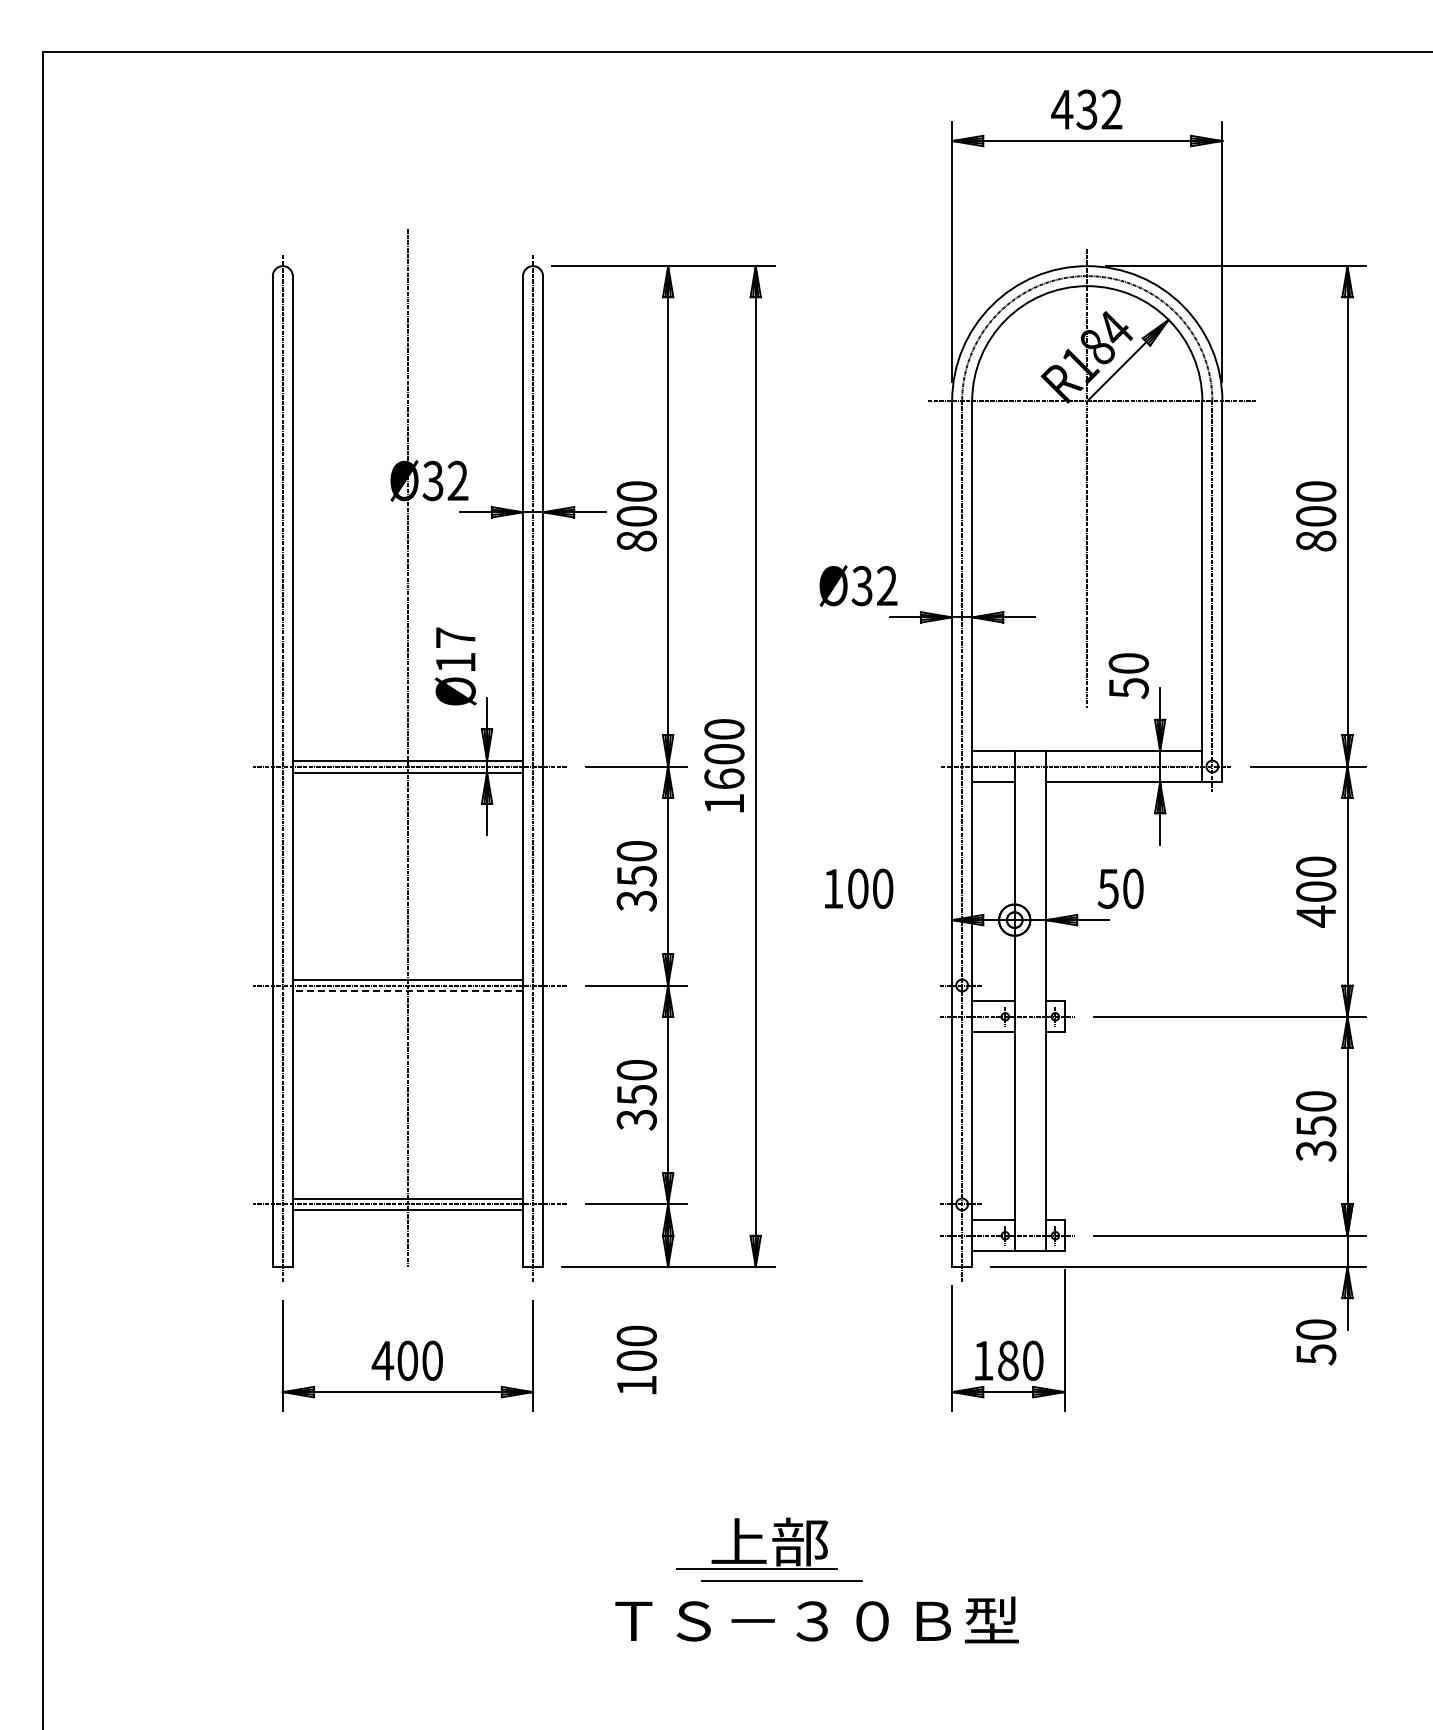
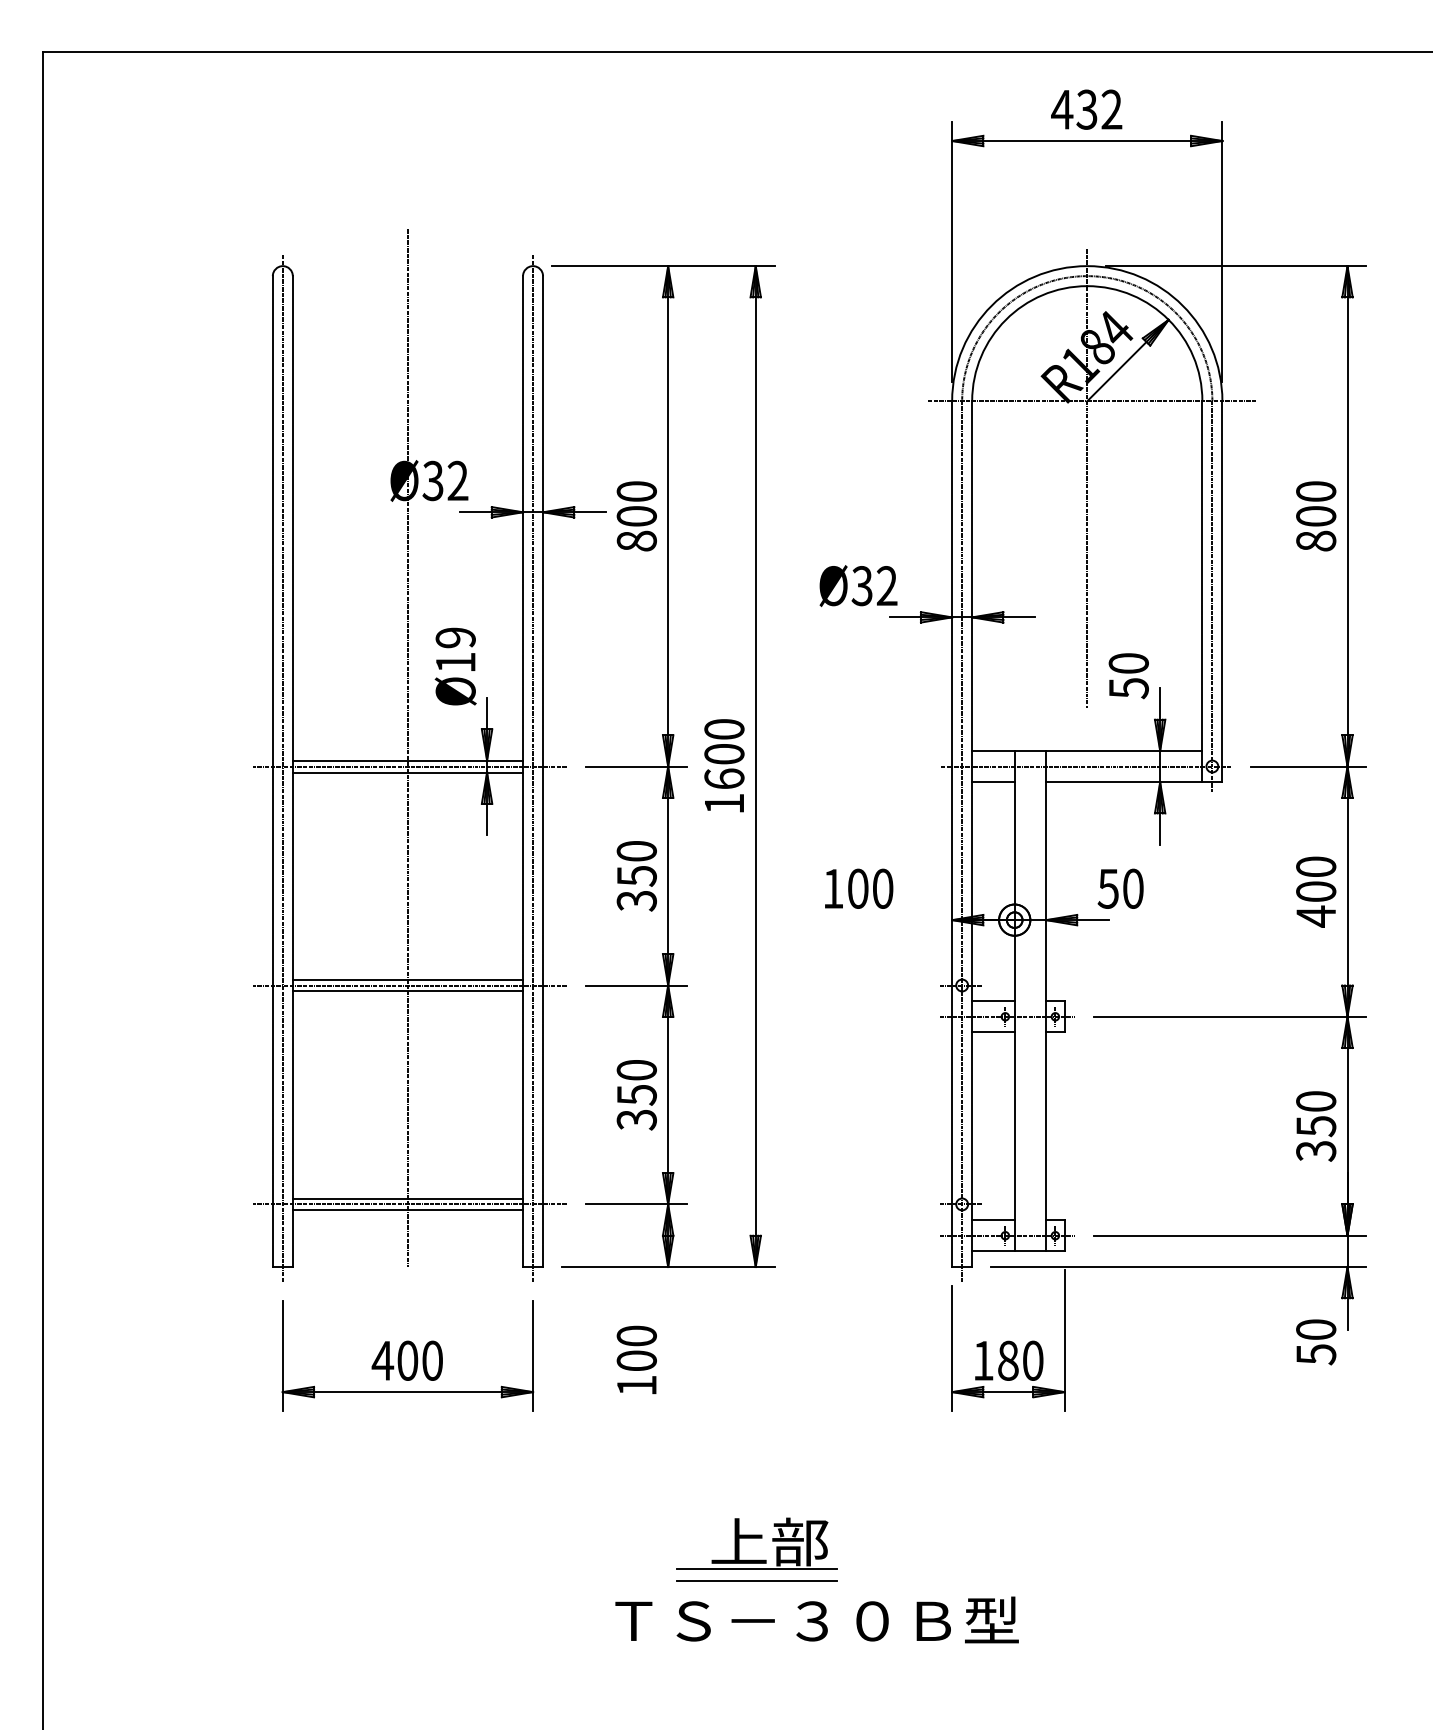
text: Ø17 -> Ø19 (455, 637)
line: dashed -> solid (407, 991)
line position: (781, 1580) -> (756, 1580) (756, 1580)
